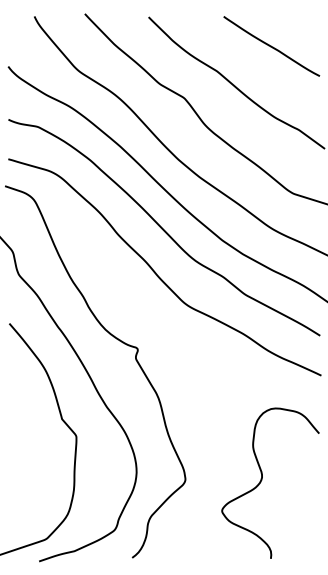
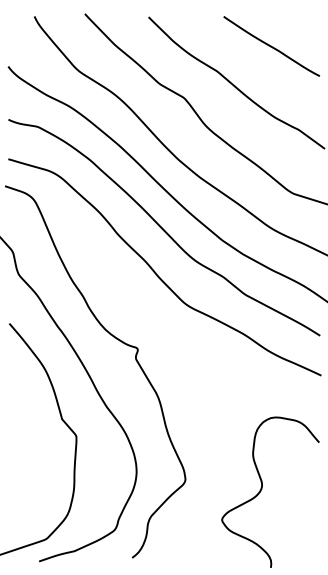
curve position: (262, 480) -> (262, 489) (262, 489)
